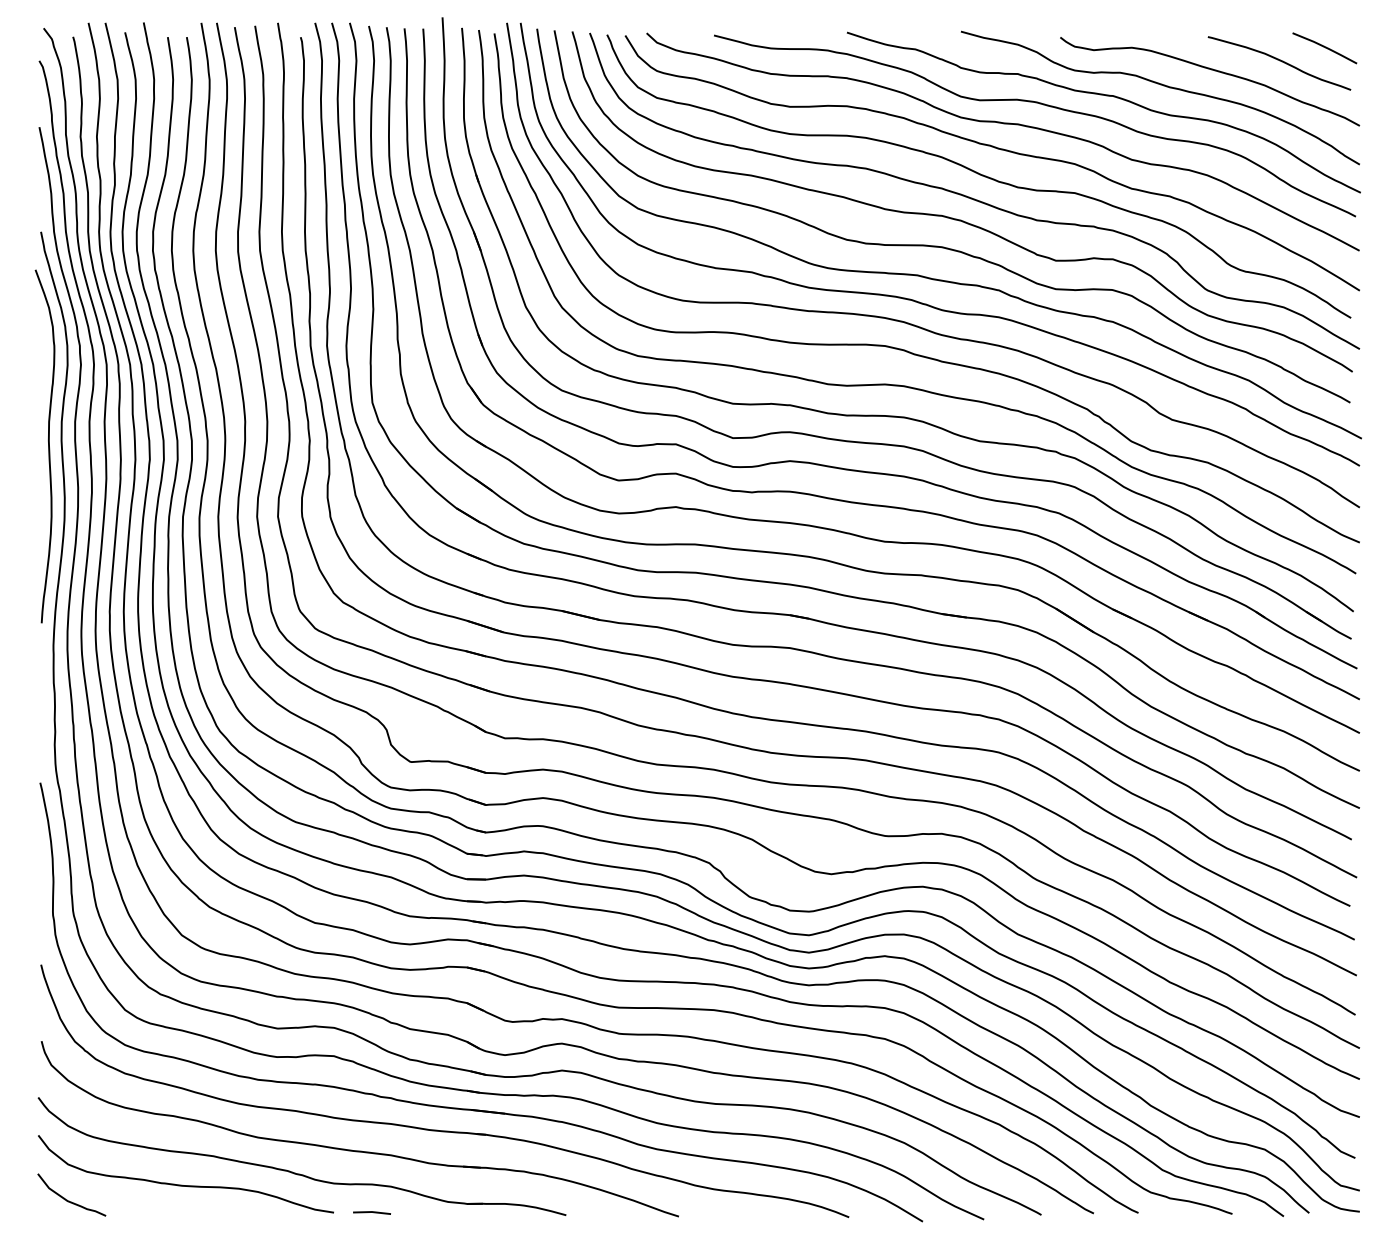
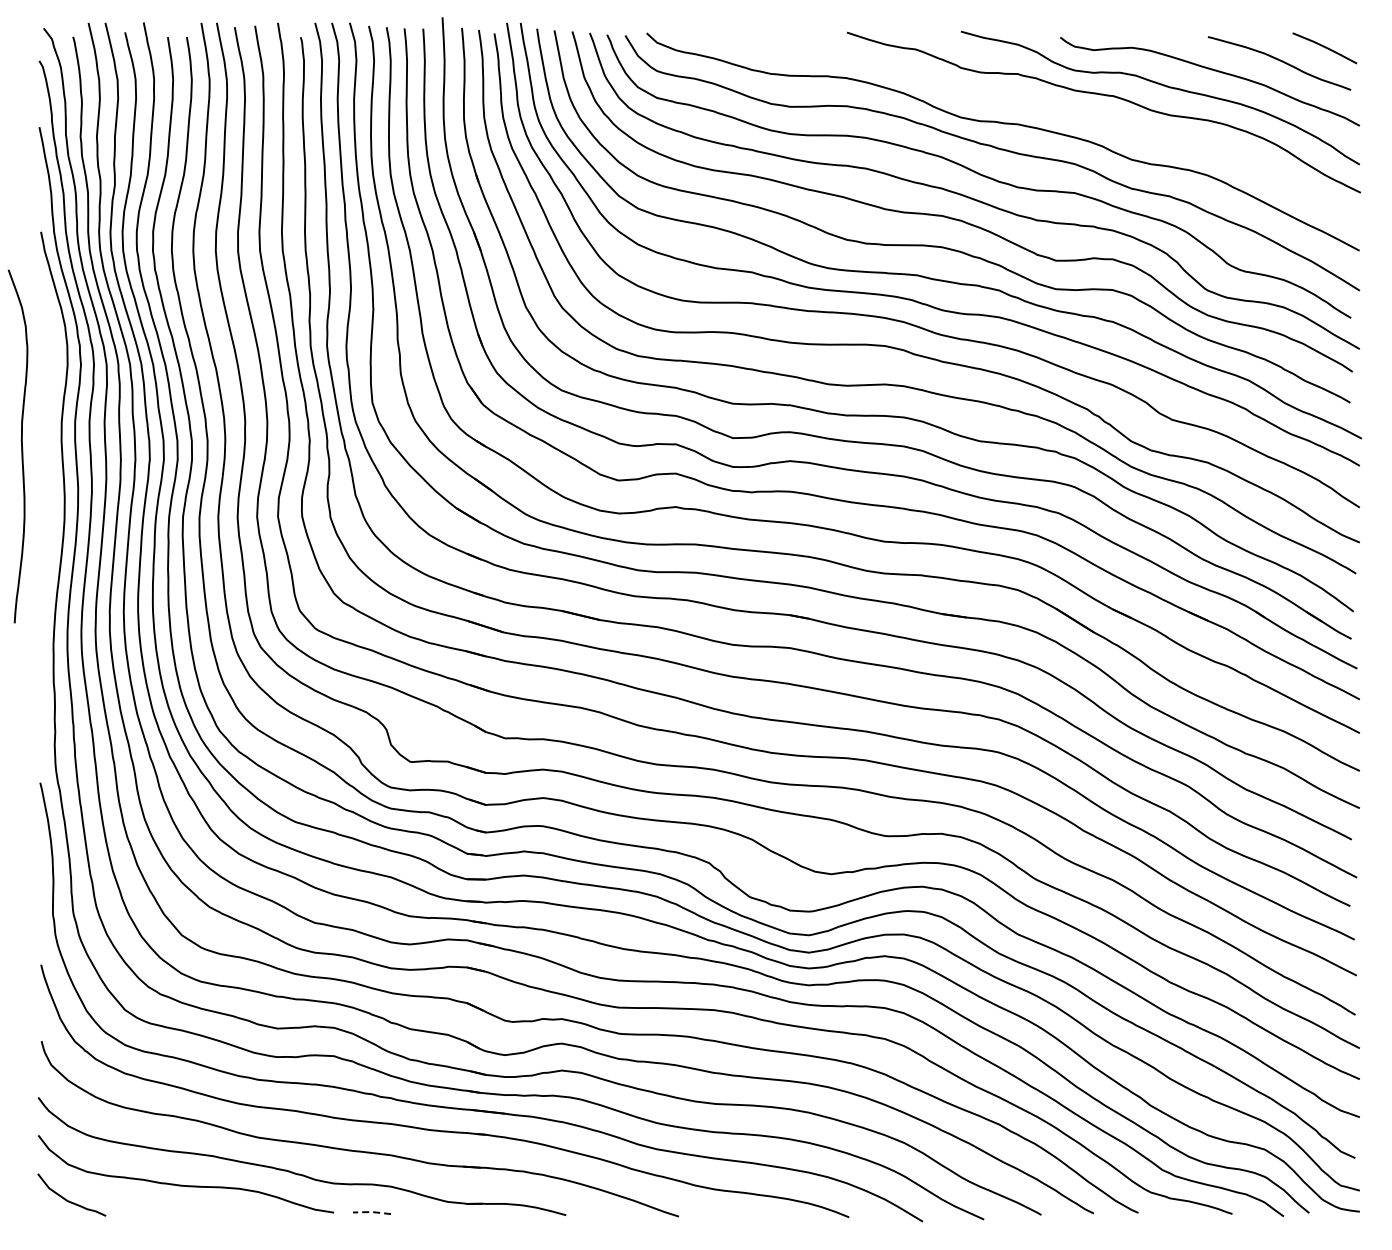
curve: present -> none (1039, 104)
curve position: (48, 446) -> (21, 446) (21, 446)
line: solid -> dashed (372, 1212)
